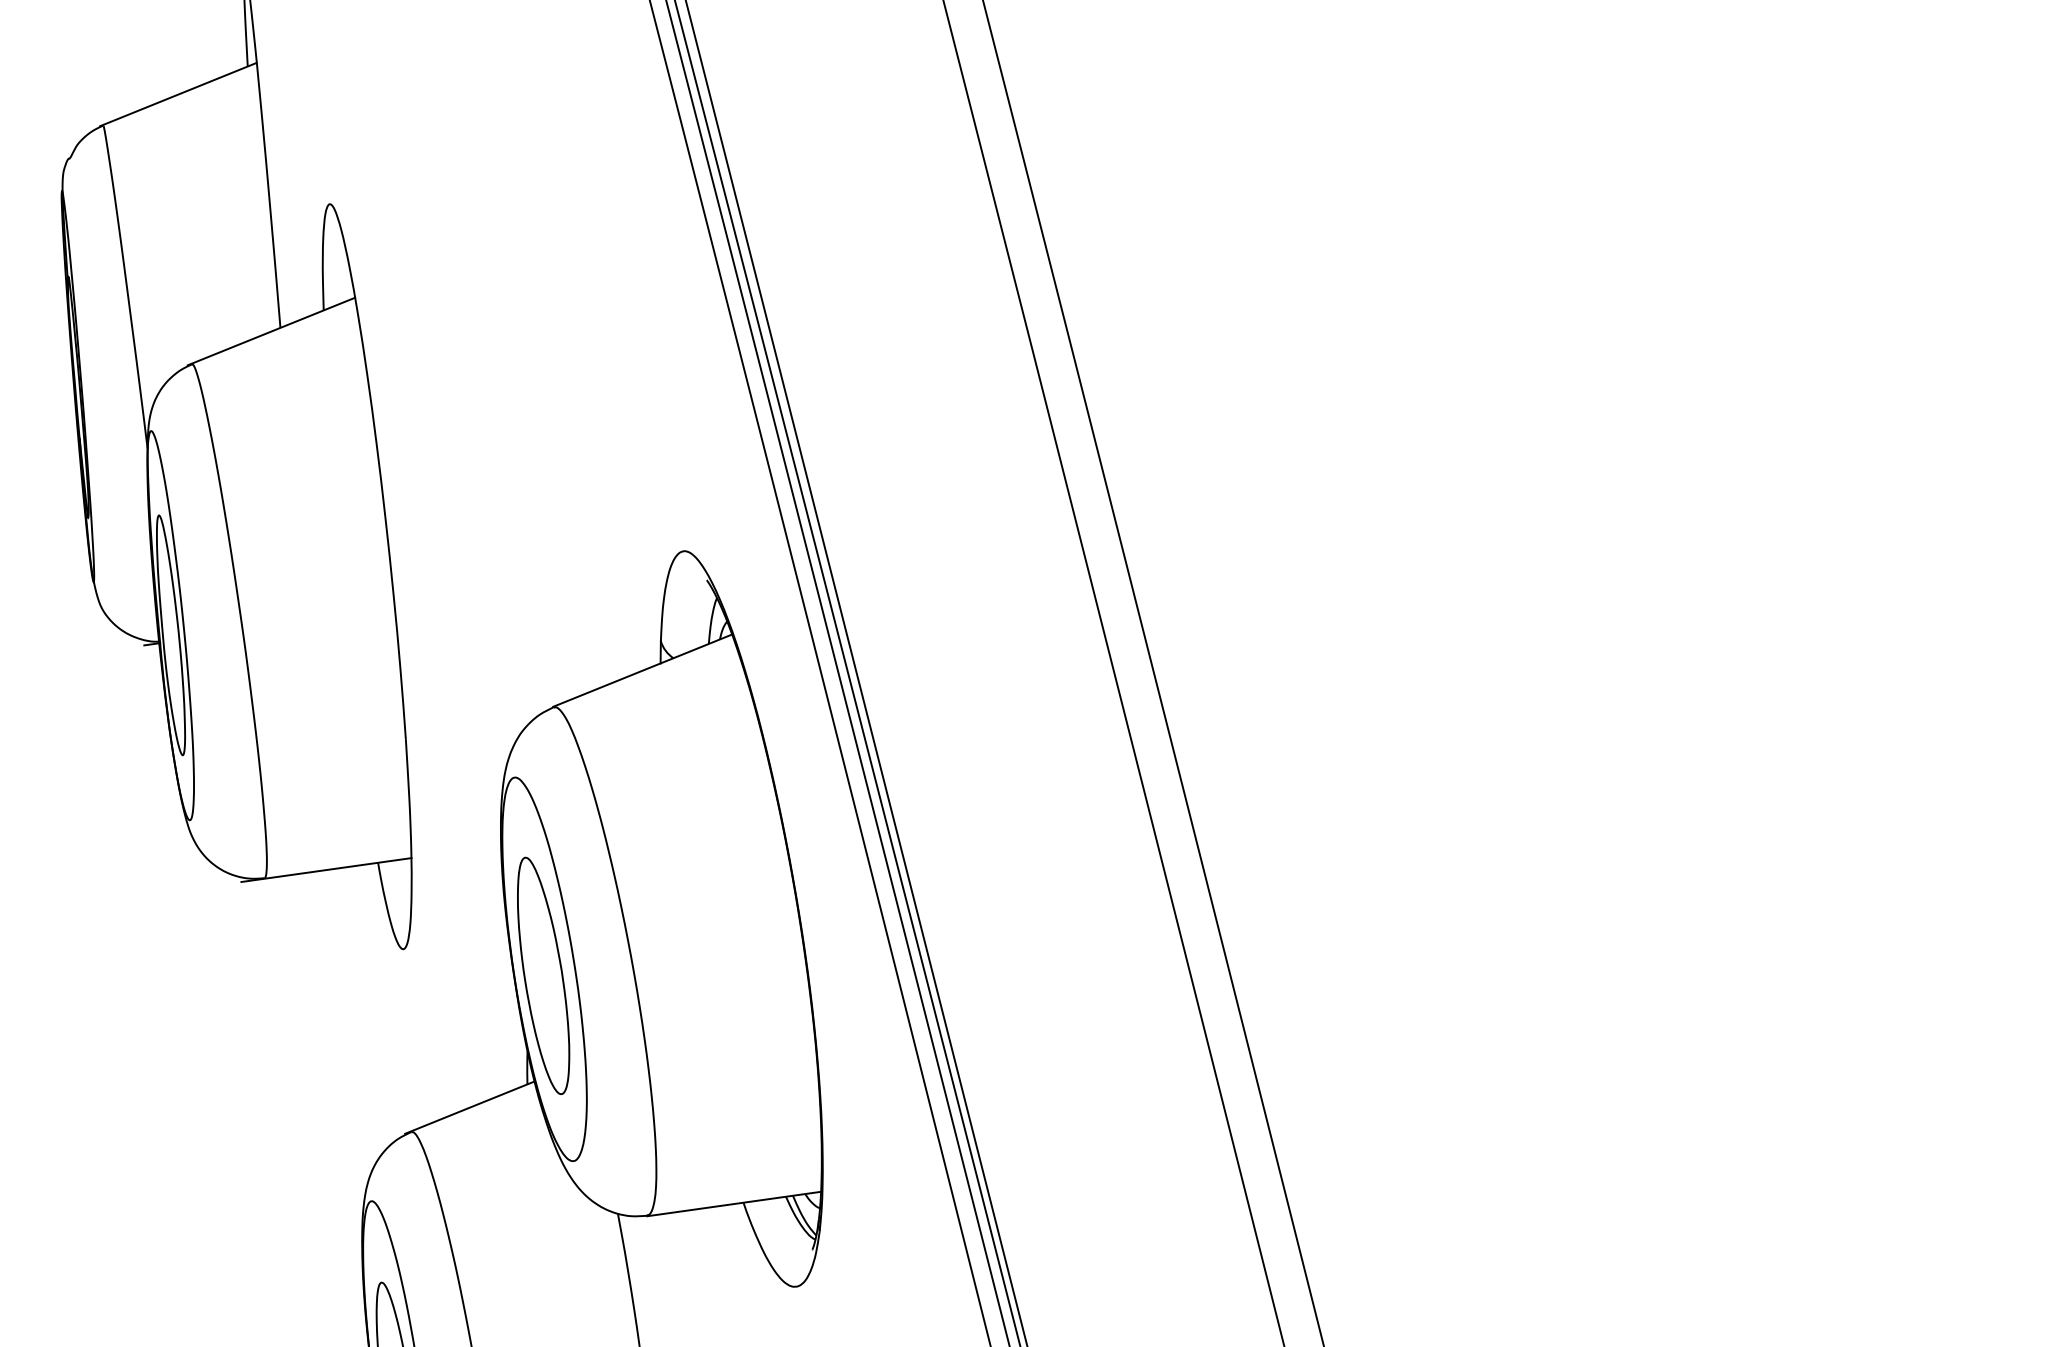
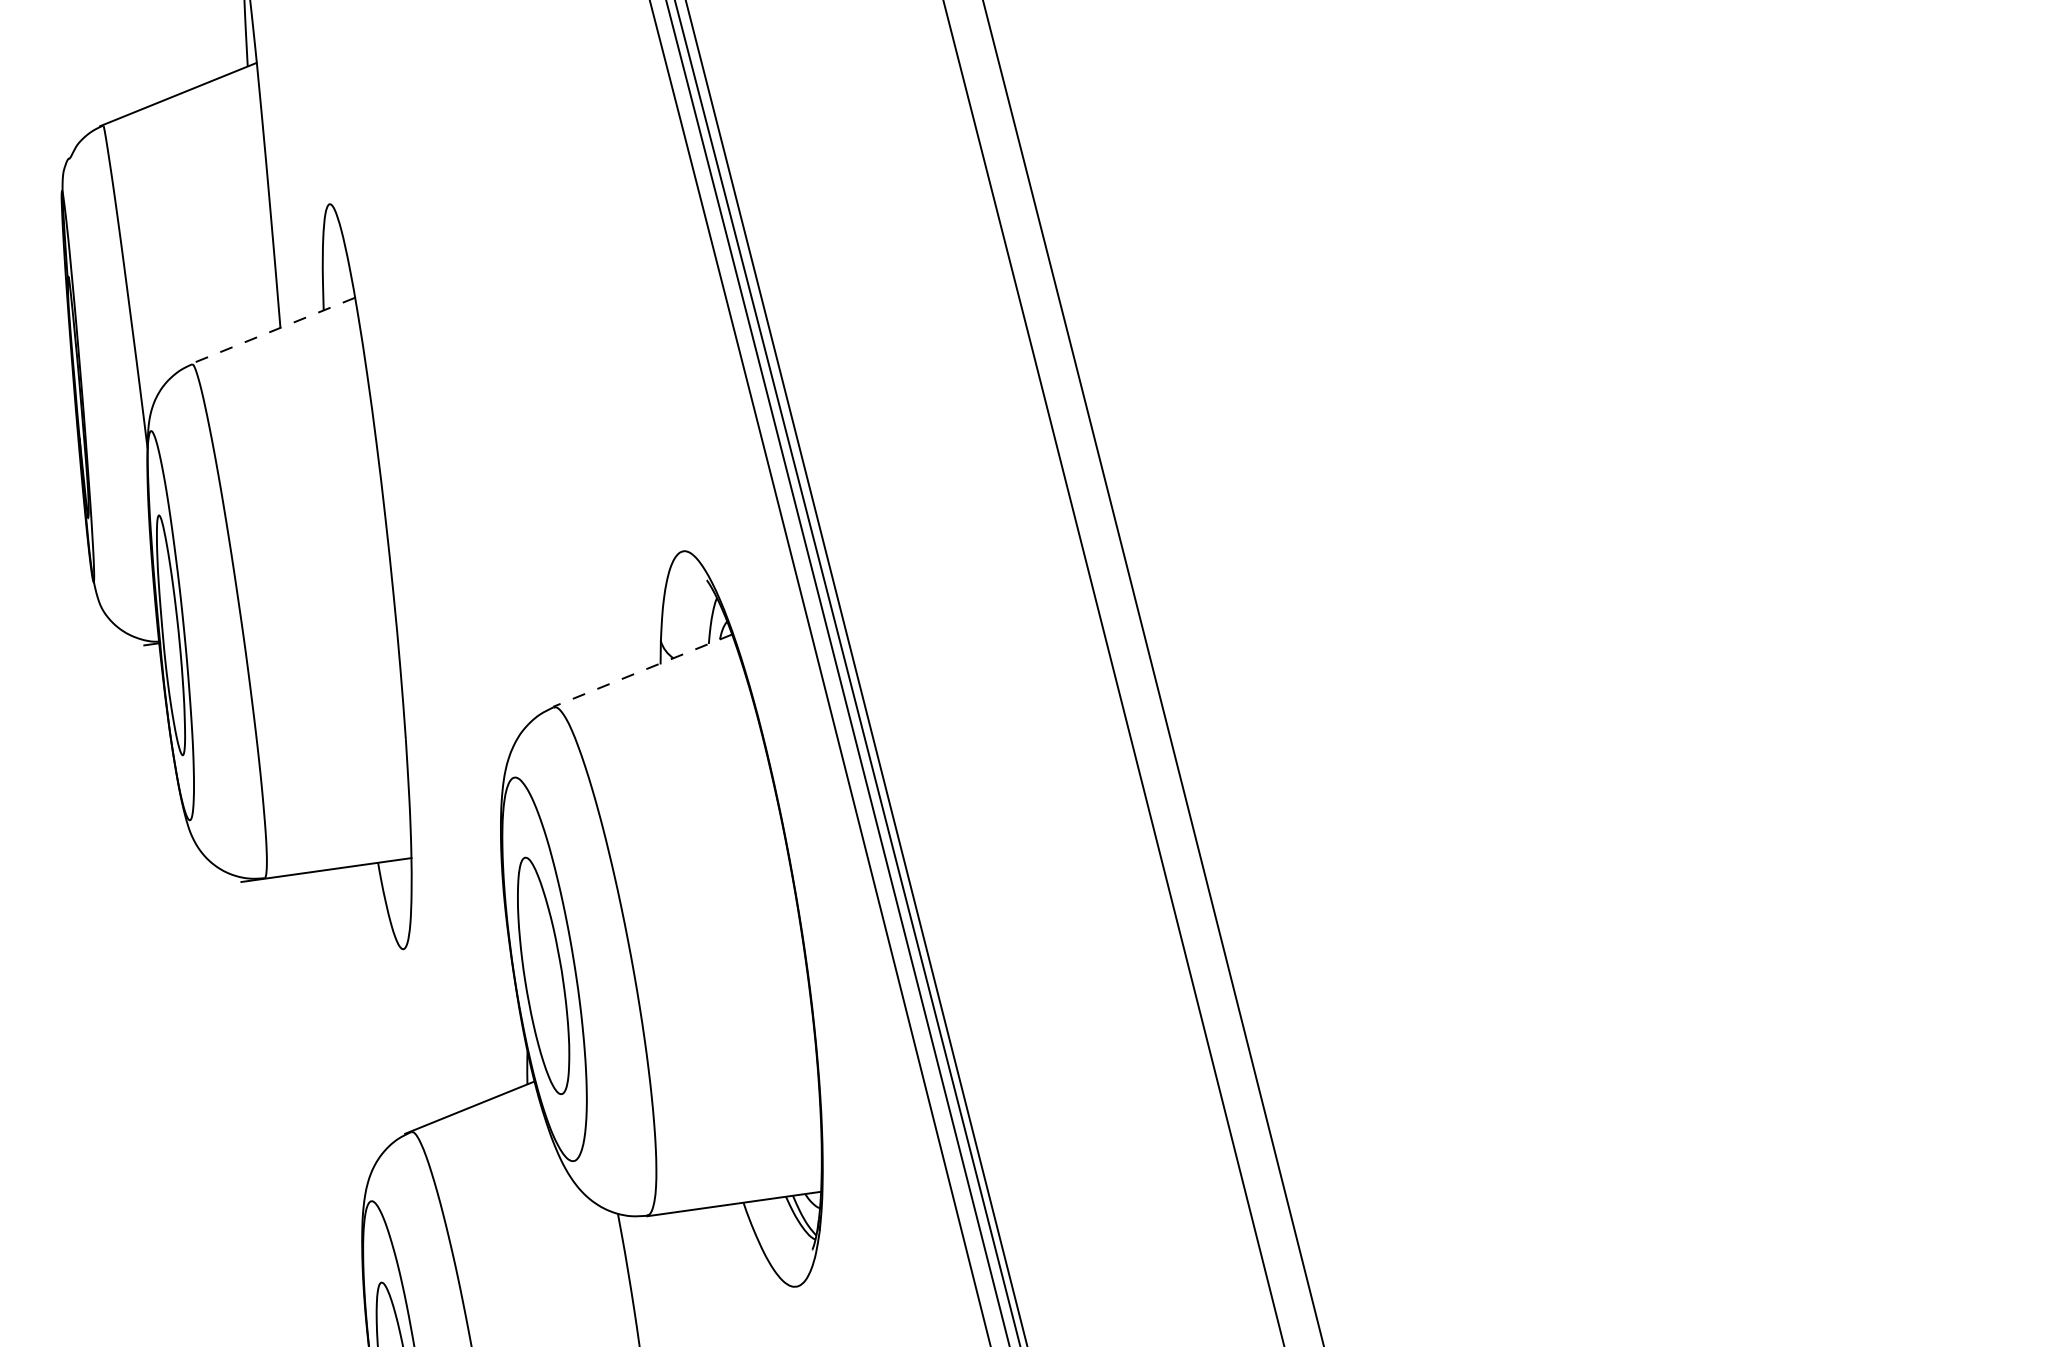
line: solid -> dashed (270, 331)
line: solid -> dashed (642, 670)
